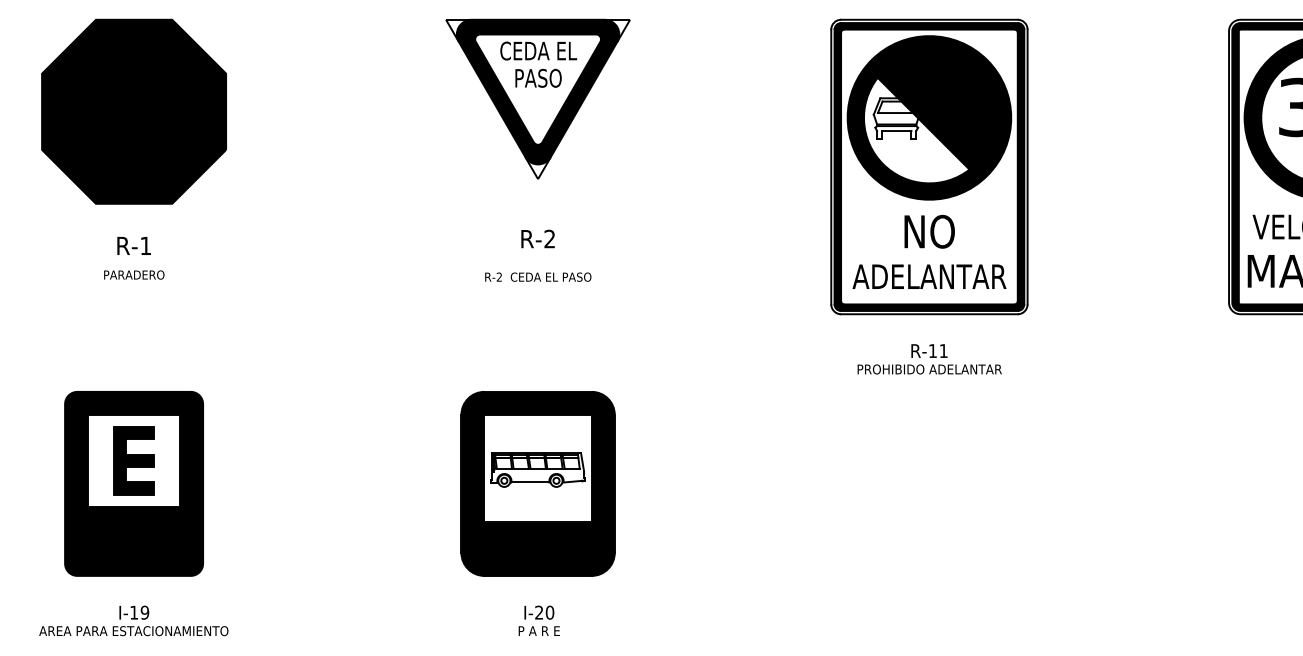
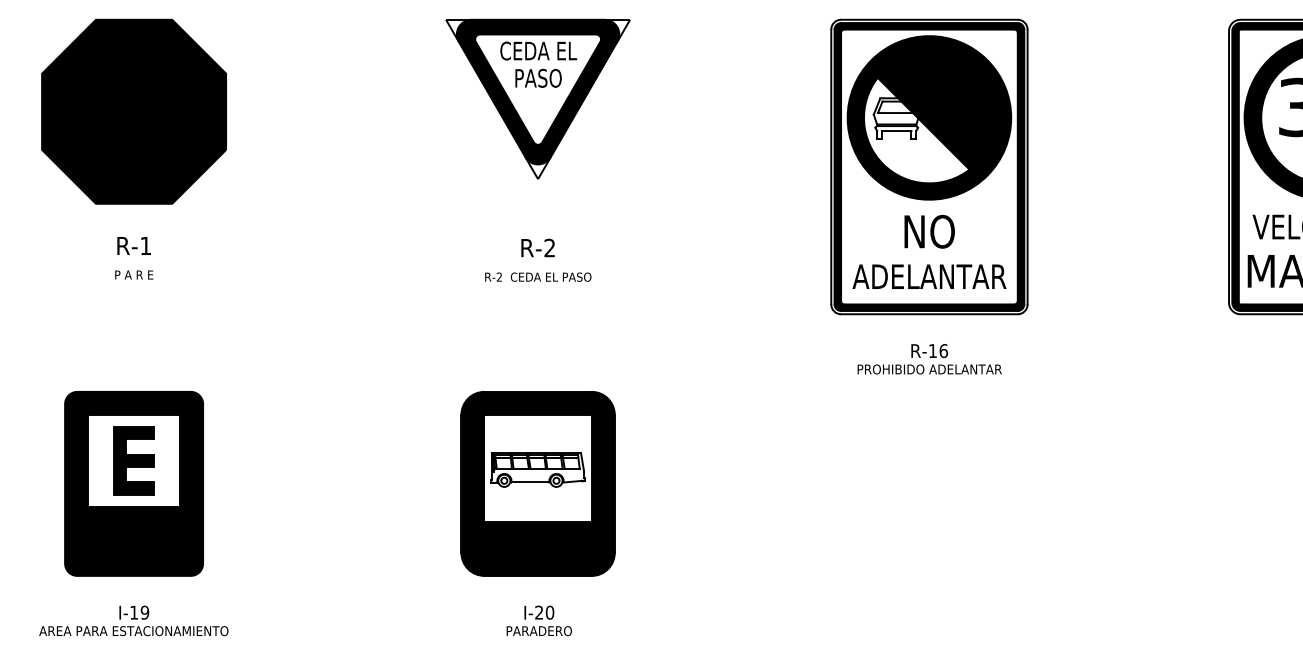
text position: (537, 238) -> (537, 247) (537, 247)
text: PARADERO -> P A R E (134, 274)
text: R-11 -> R-16 (943, 351)
text: P A R E -> PARADERO (538, 631)
